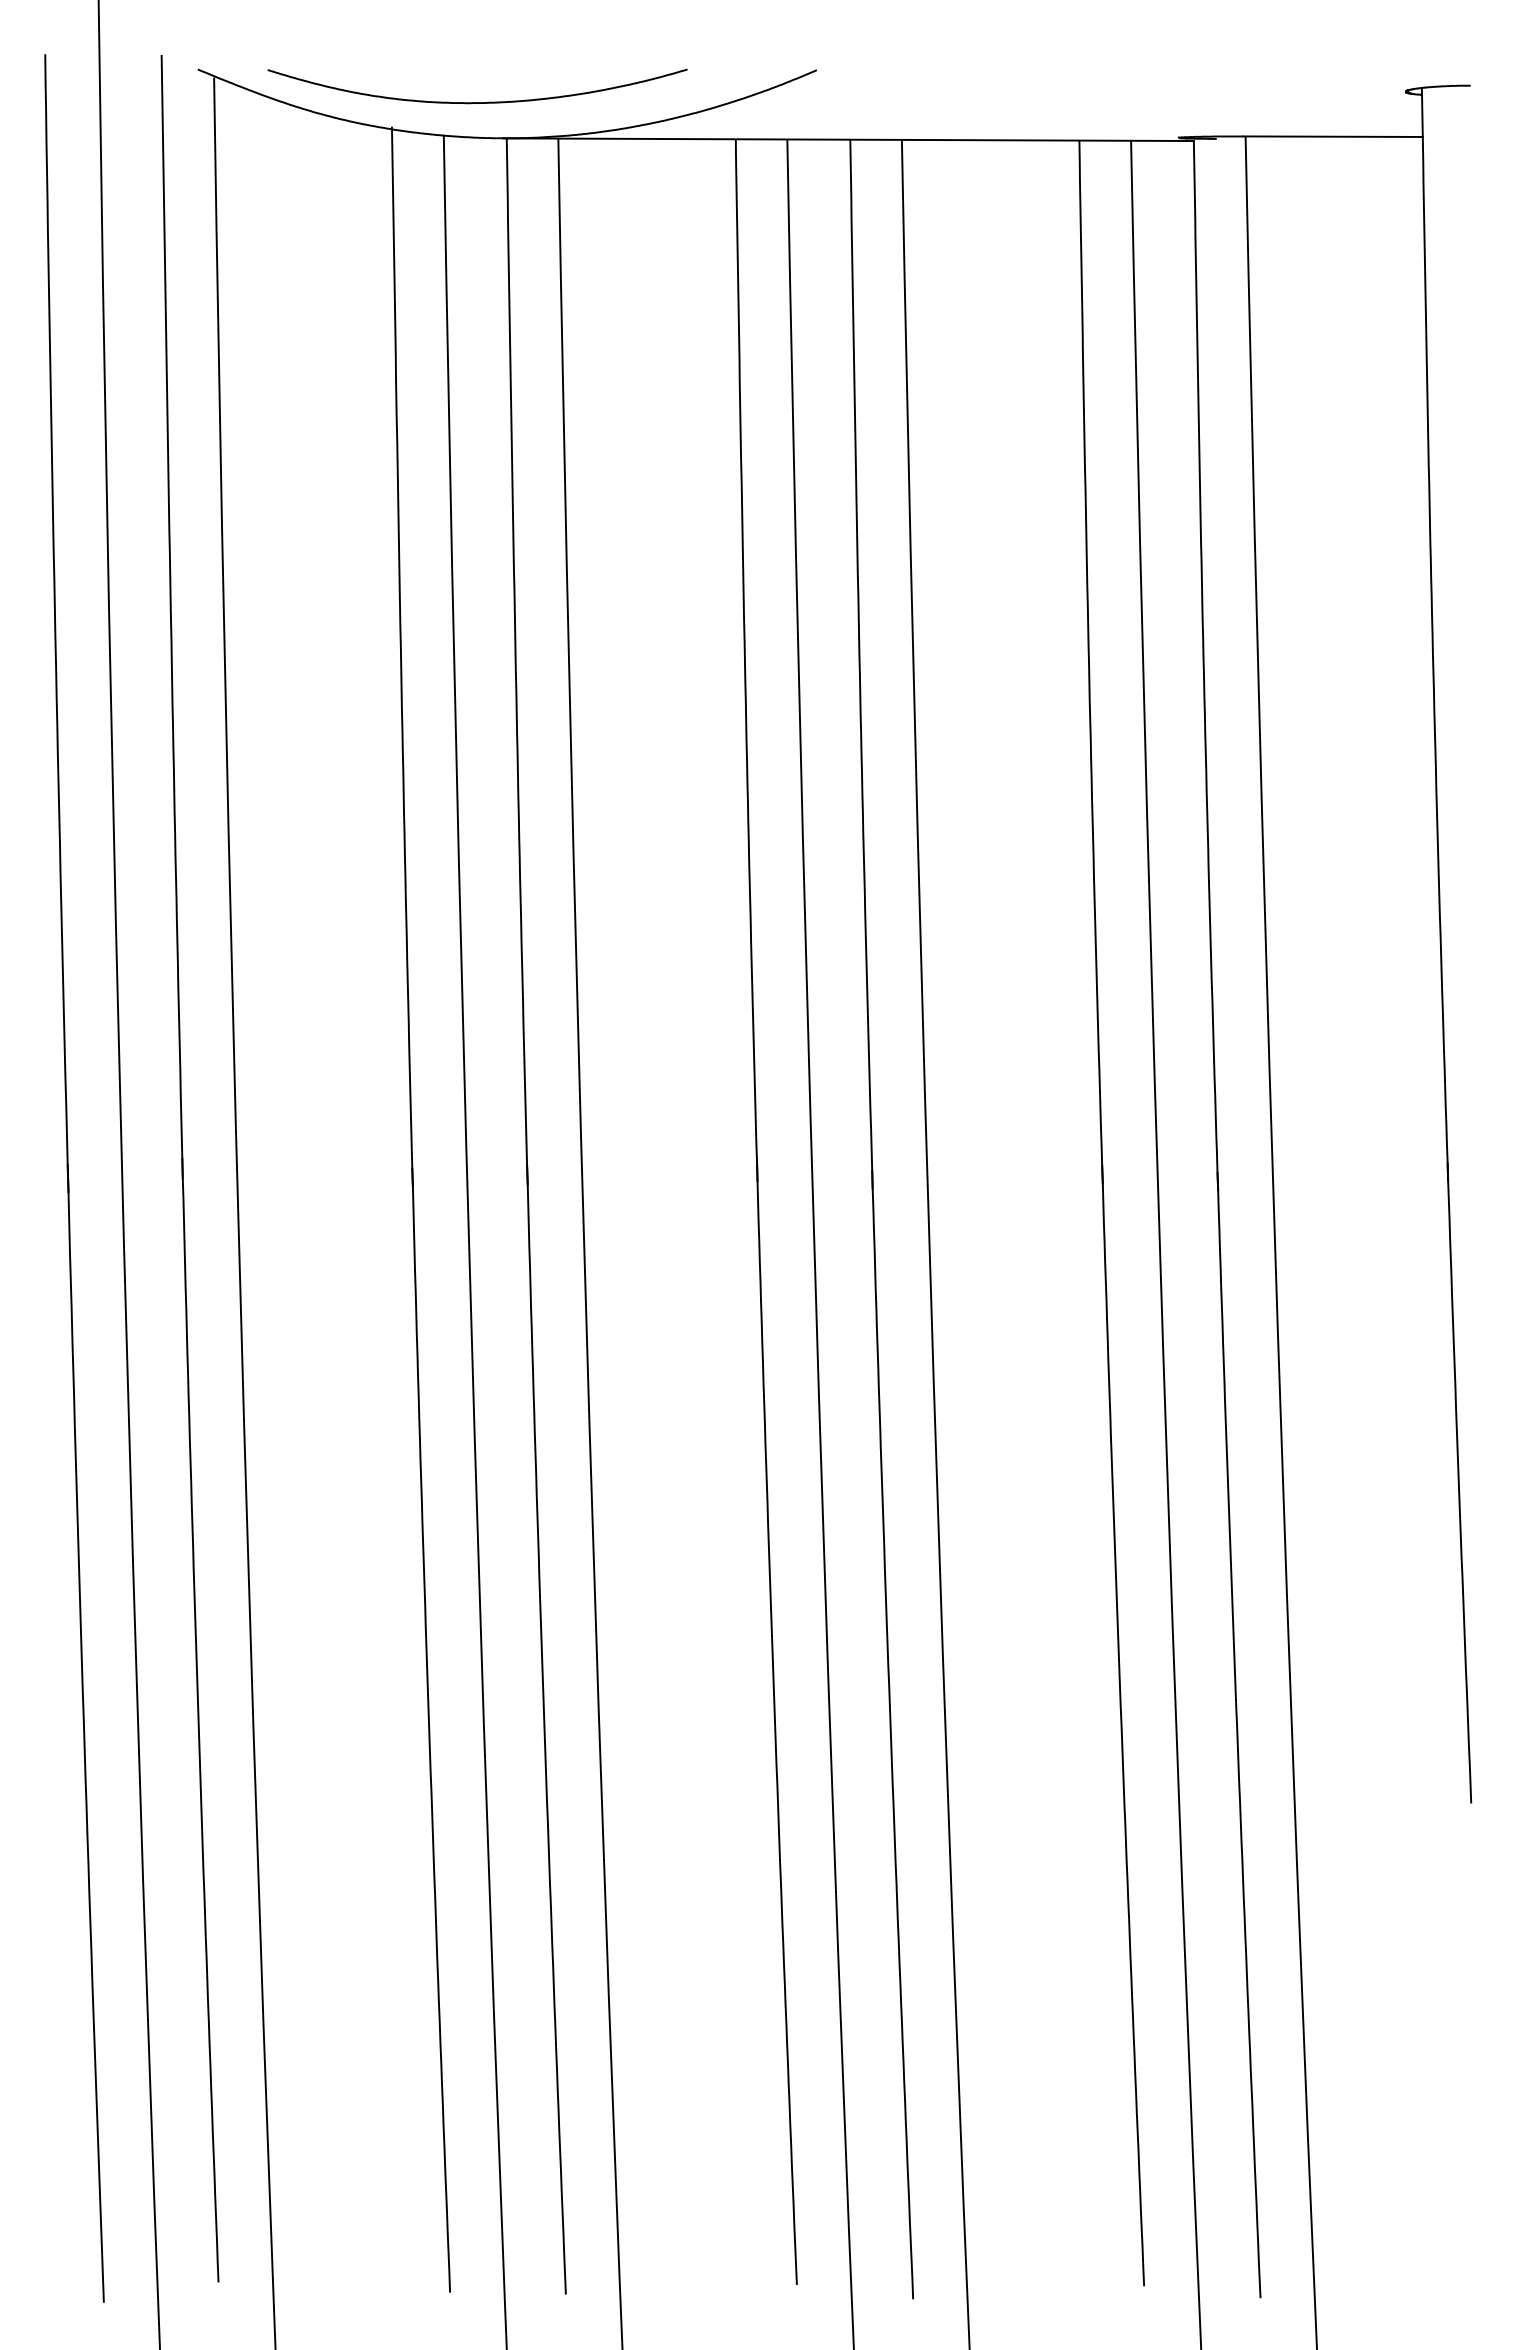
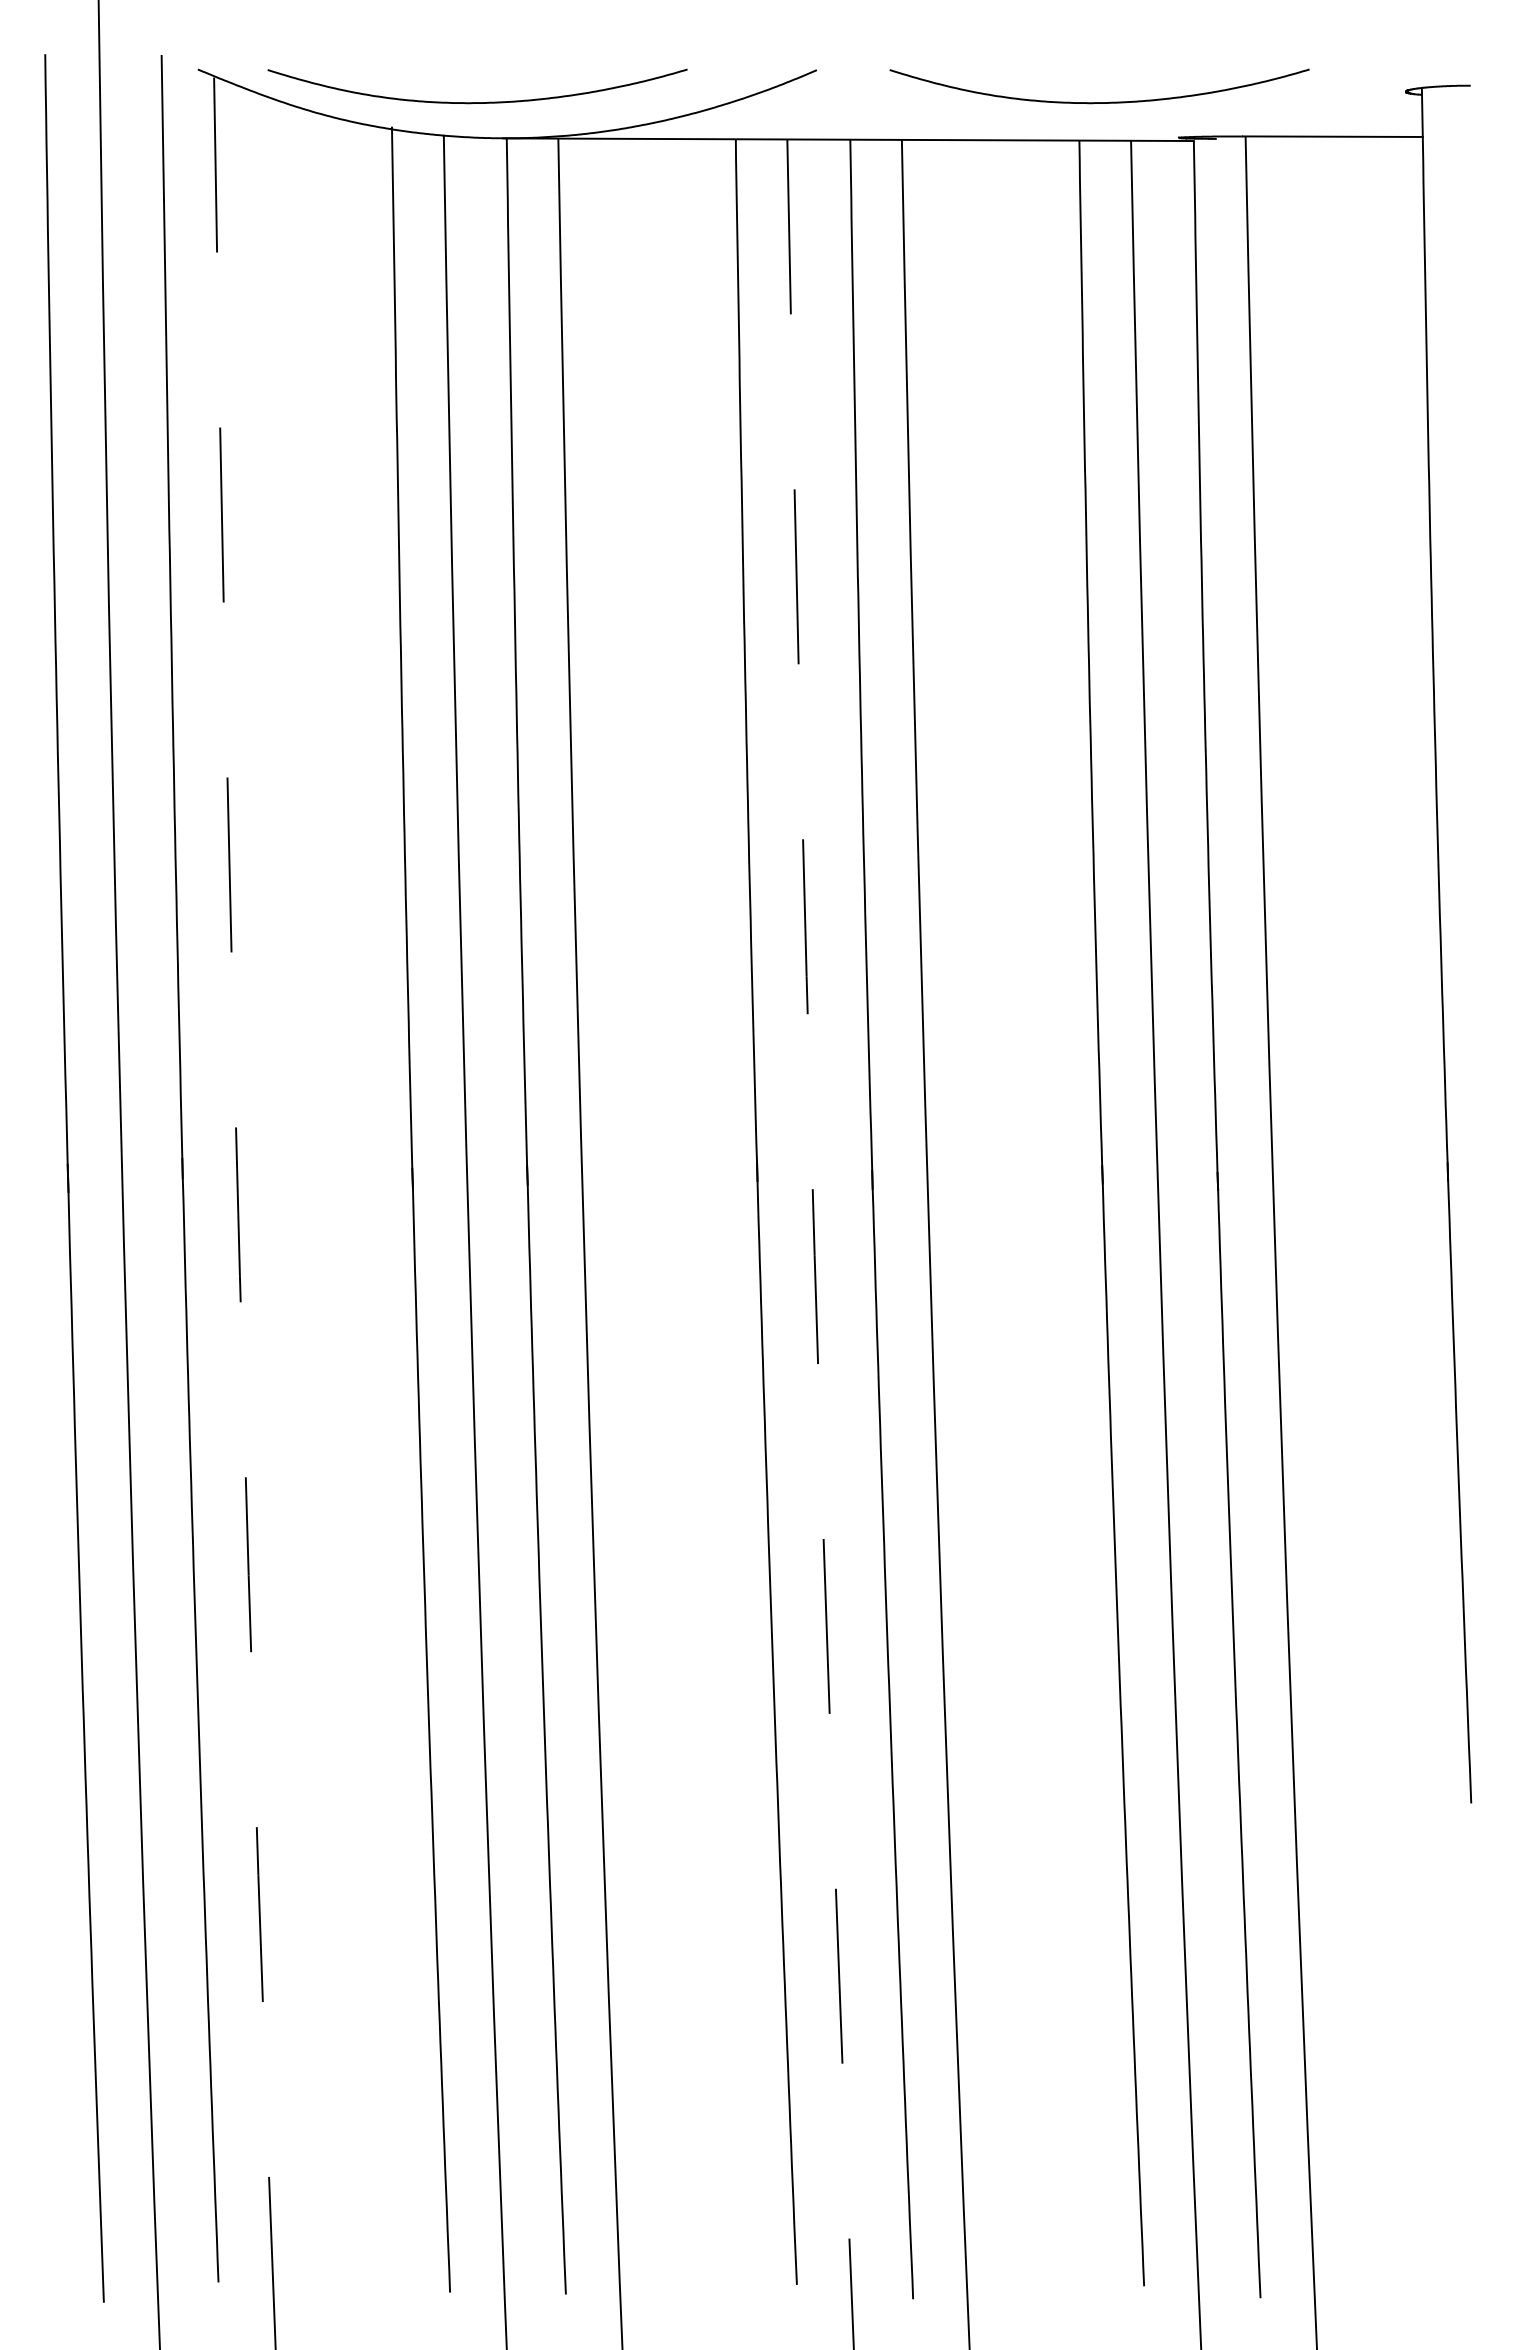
curve: none -> present (1099, 102)
arc: solid -> dashed (238, 1214)
arc: solid -> dashed (814, 1245)
